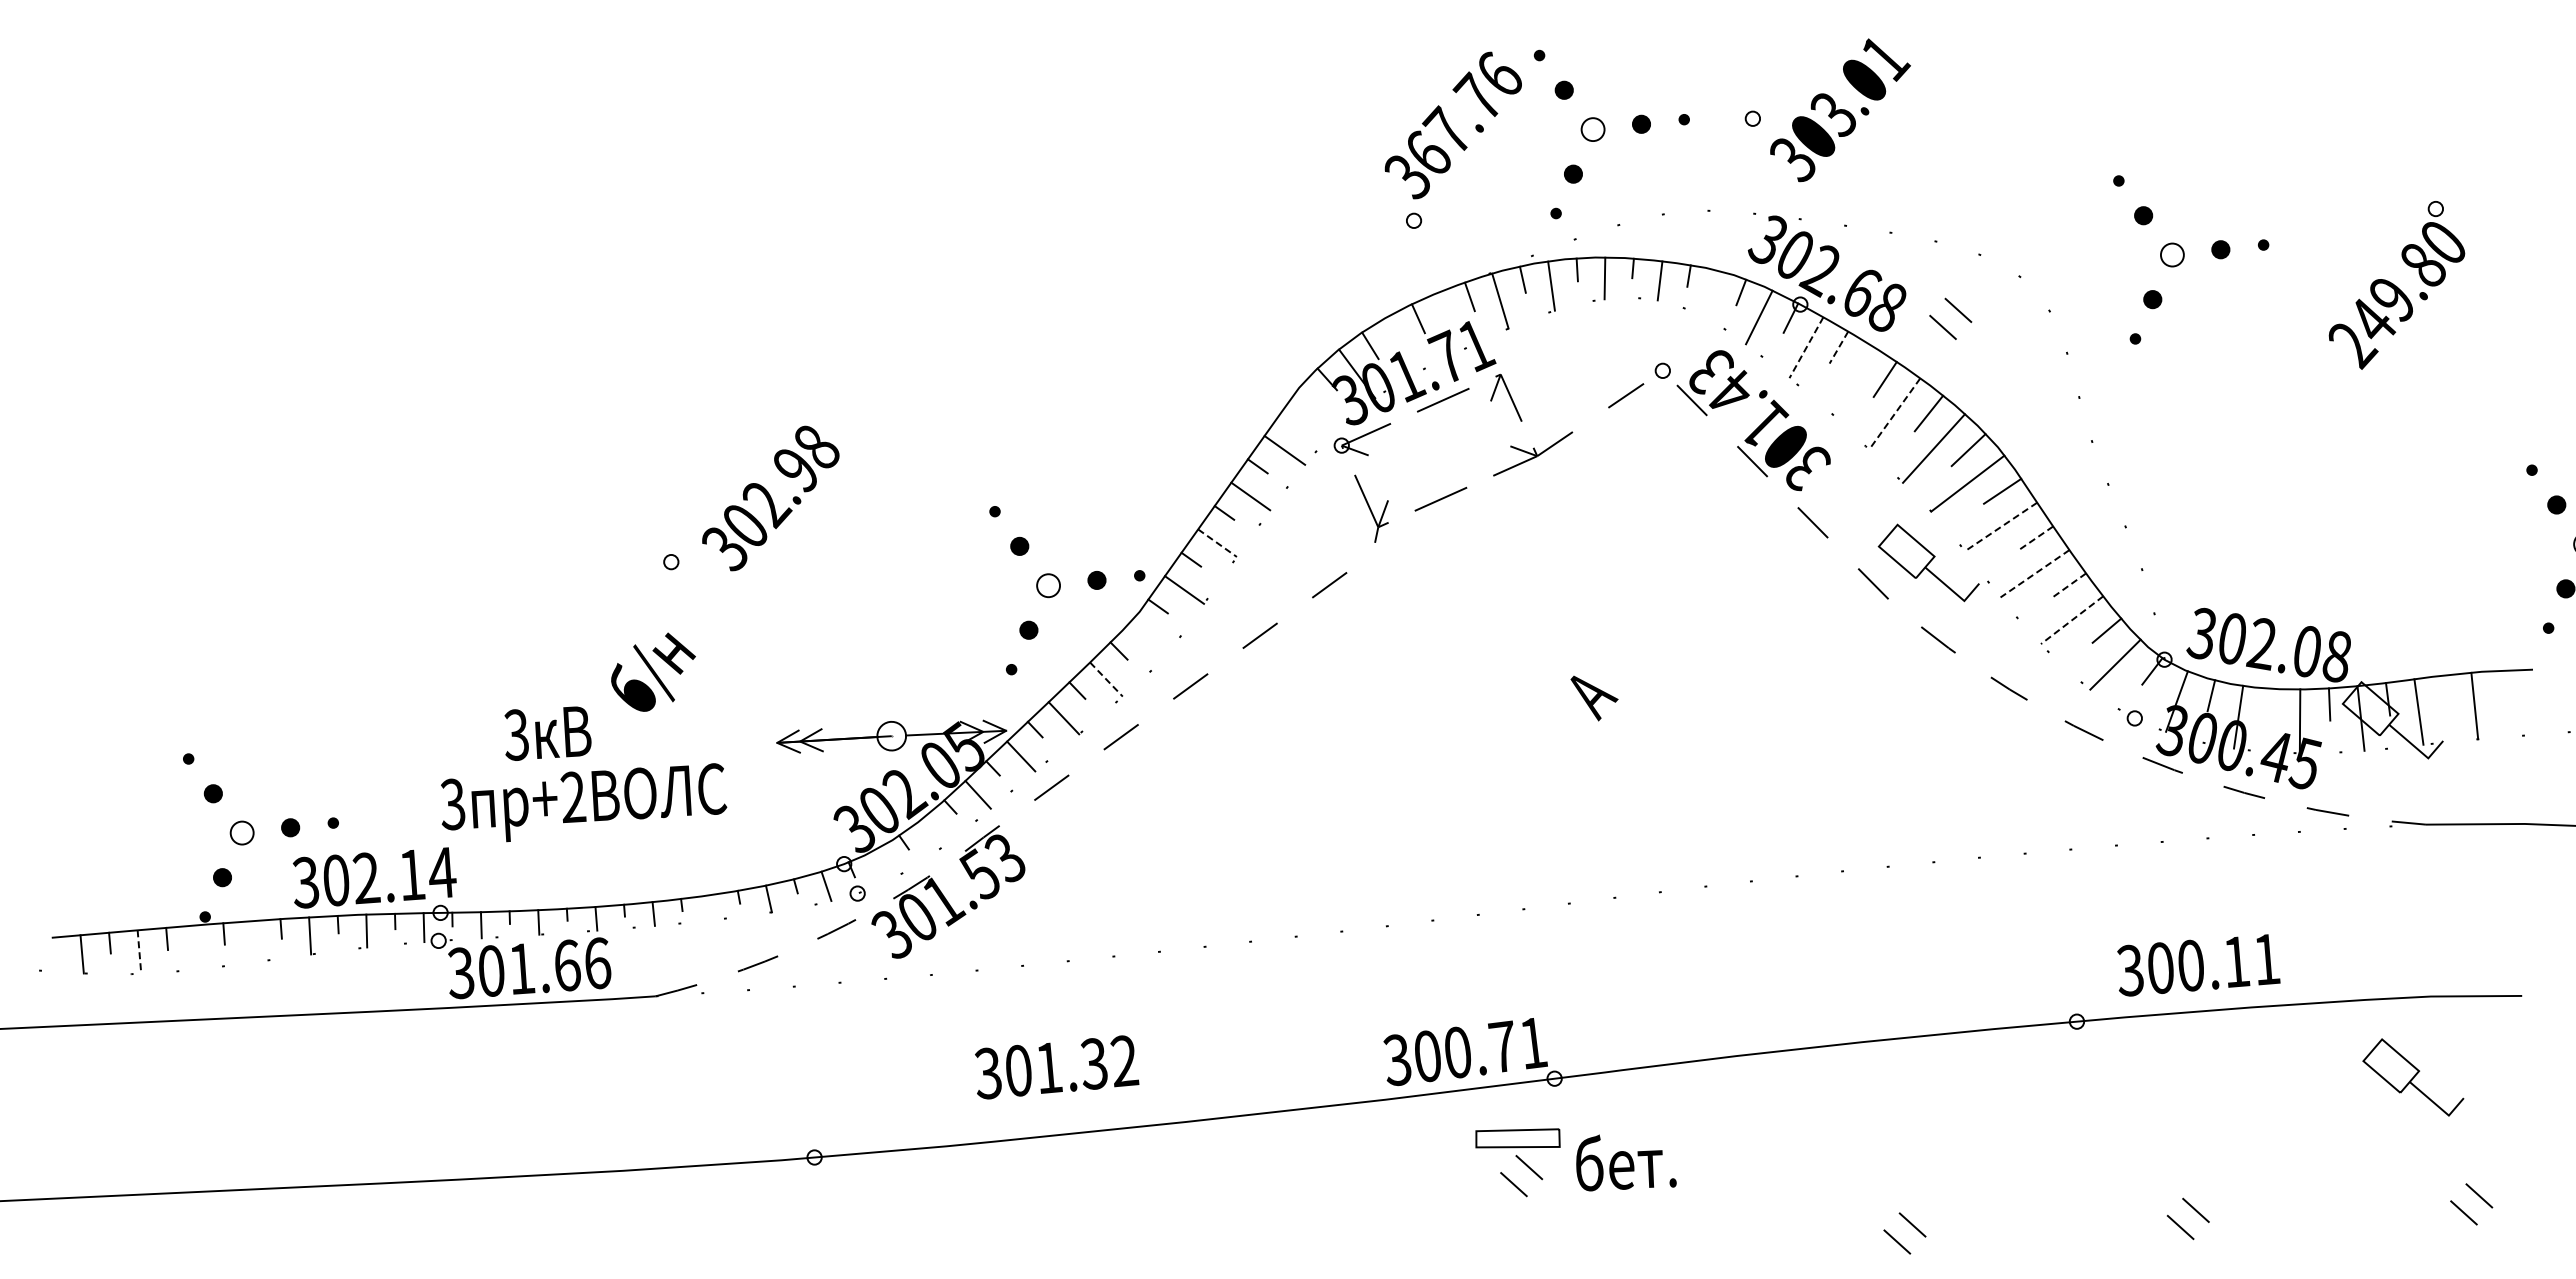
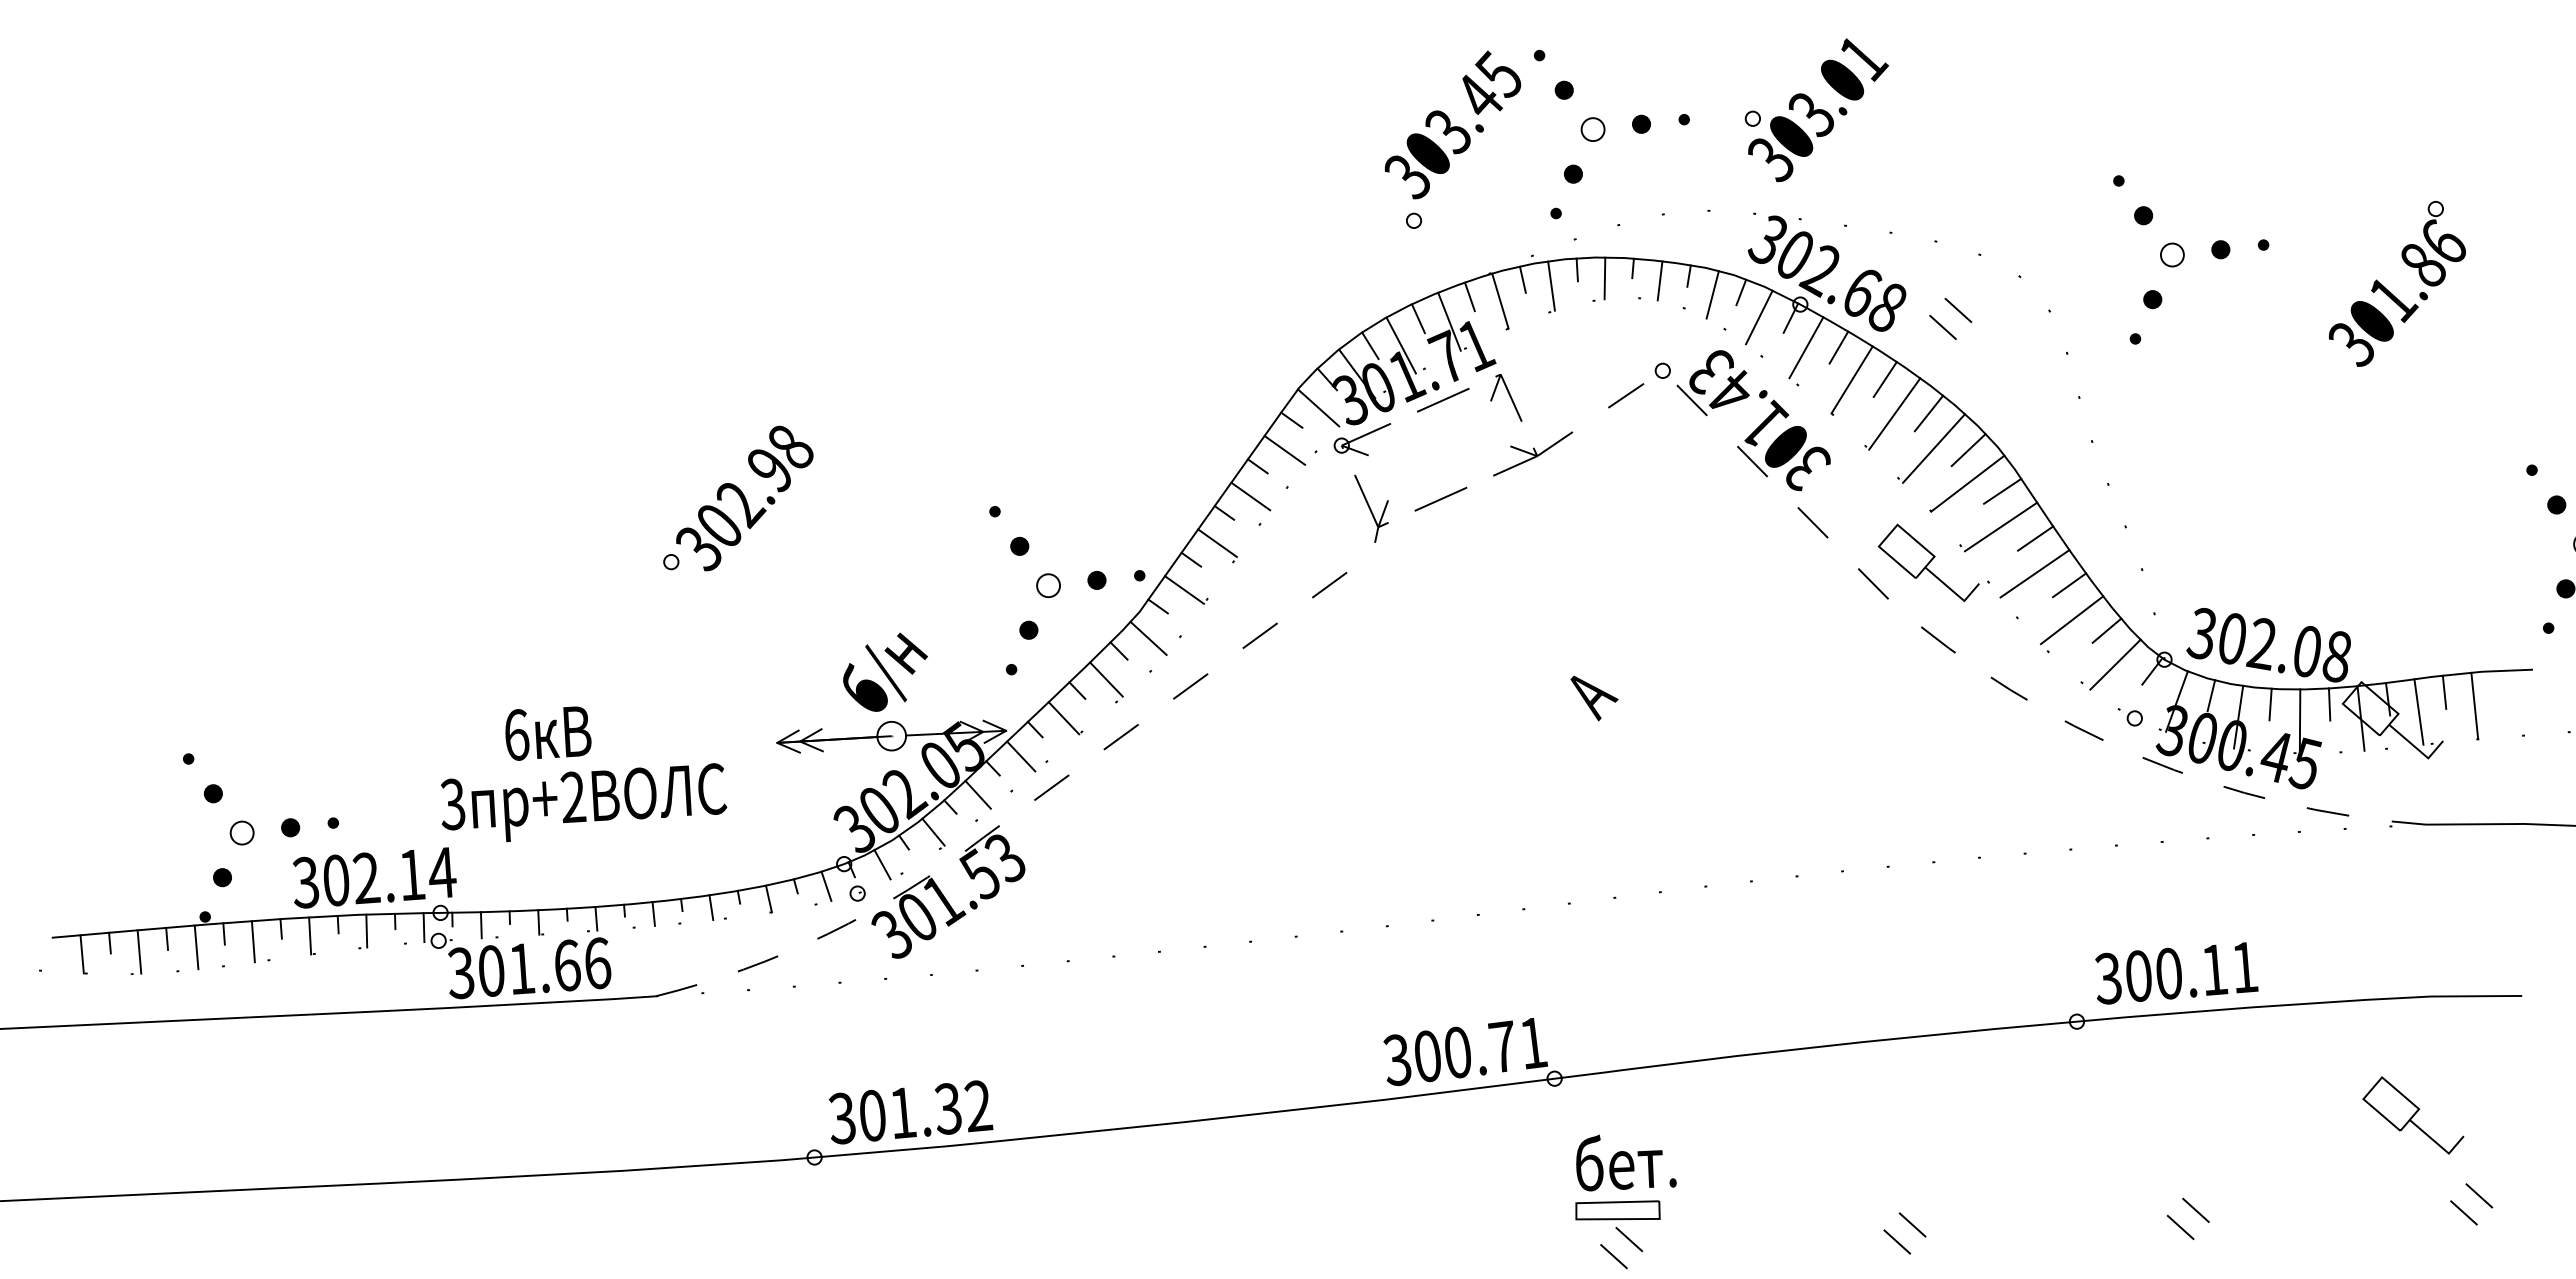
text position: (1840, 110) -> (1818, 110) (1818, 110)
text: 367.76 -> 303.45 (1463, 112)
line: none -> present (1712, 294)
text: 249.80 -> 301.86 (2397, 294)
line: none -> present (1449, 321)
line: none -> present (1400, 345)
line: dashed -> solid (1806, 347)
line: dashed -> solid (1838, 347)
line: none -> present (1851, 379)
line: none -> present (1318, 407)
line: dashed -> solid (1894, 414)
line: none -> present (1291, 419)
text position: (770, 498) -> (744, 498) (744, 498)
line: dashed -> solid (2001, 527)
line: dashed -> solid (2035, 538)
line: dashed -> solid (1217, 543)
line: dashed -> solid (2035, 573)
line: dashed -> solid (2069, 585)
line: dashed -> solid (2071, 620)
line: none -> present (1148, 637)
text position: (653, 671) -> (885, 671) (885, 671)
line: dashed -> solid (1106, 679)
line: none -> present (2444, 691)
line: none -> present (2270, 704)
text: 3 -> 6 (516, 734)
line: none -> present (933, 831)
line: none -> present (882, 864)
line: none -> present (711, 907)
line: none -> present (252, 941)
line: none -> present (196, 947)
line: dashed -> solid (139, 951)
text position: (2198, 965) -> (2176, 973) (2176, 973)
text position: (1057, 1067) -> (911, 1112) (911, 1112)
part position: (2413, 1077) -> (2413, 1115) (2413, 1115)
part position: (1517, 1162) -> (1617, 1234) (1617, 1234)
